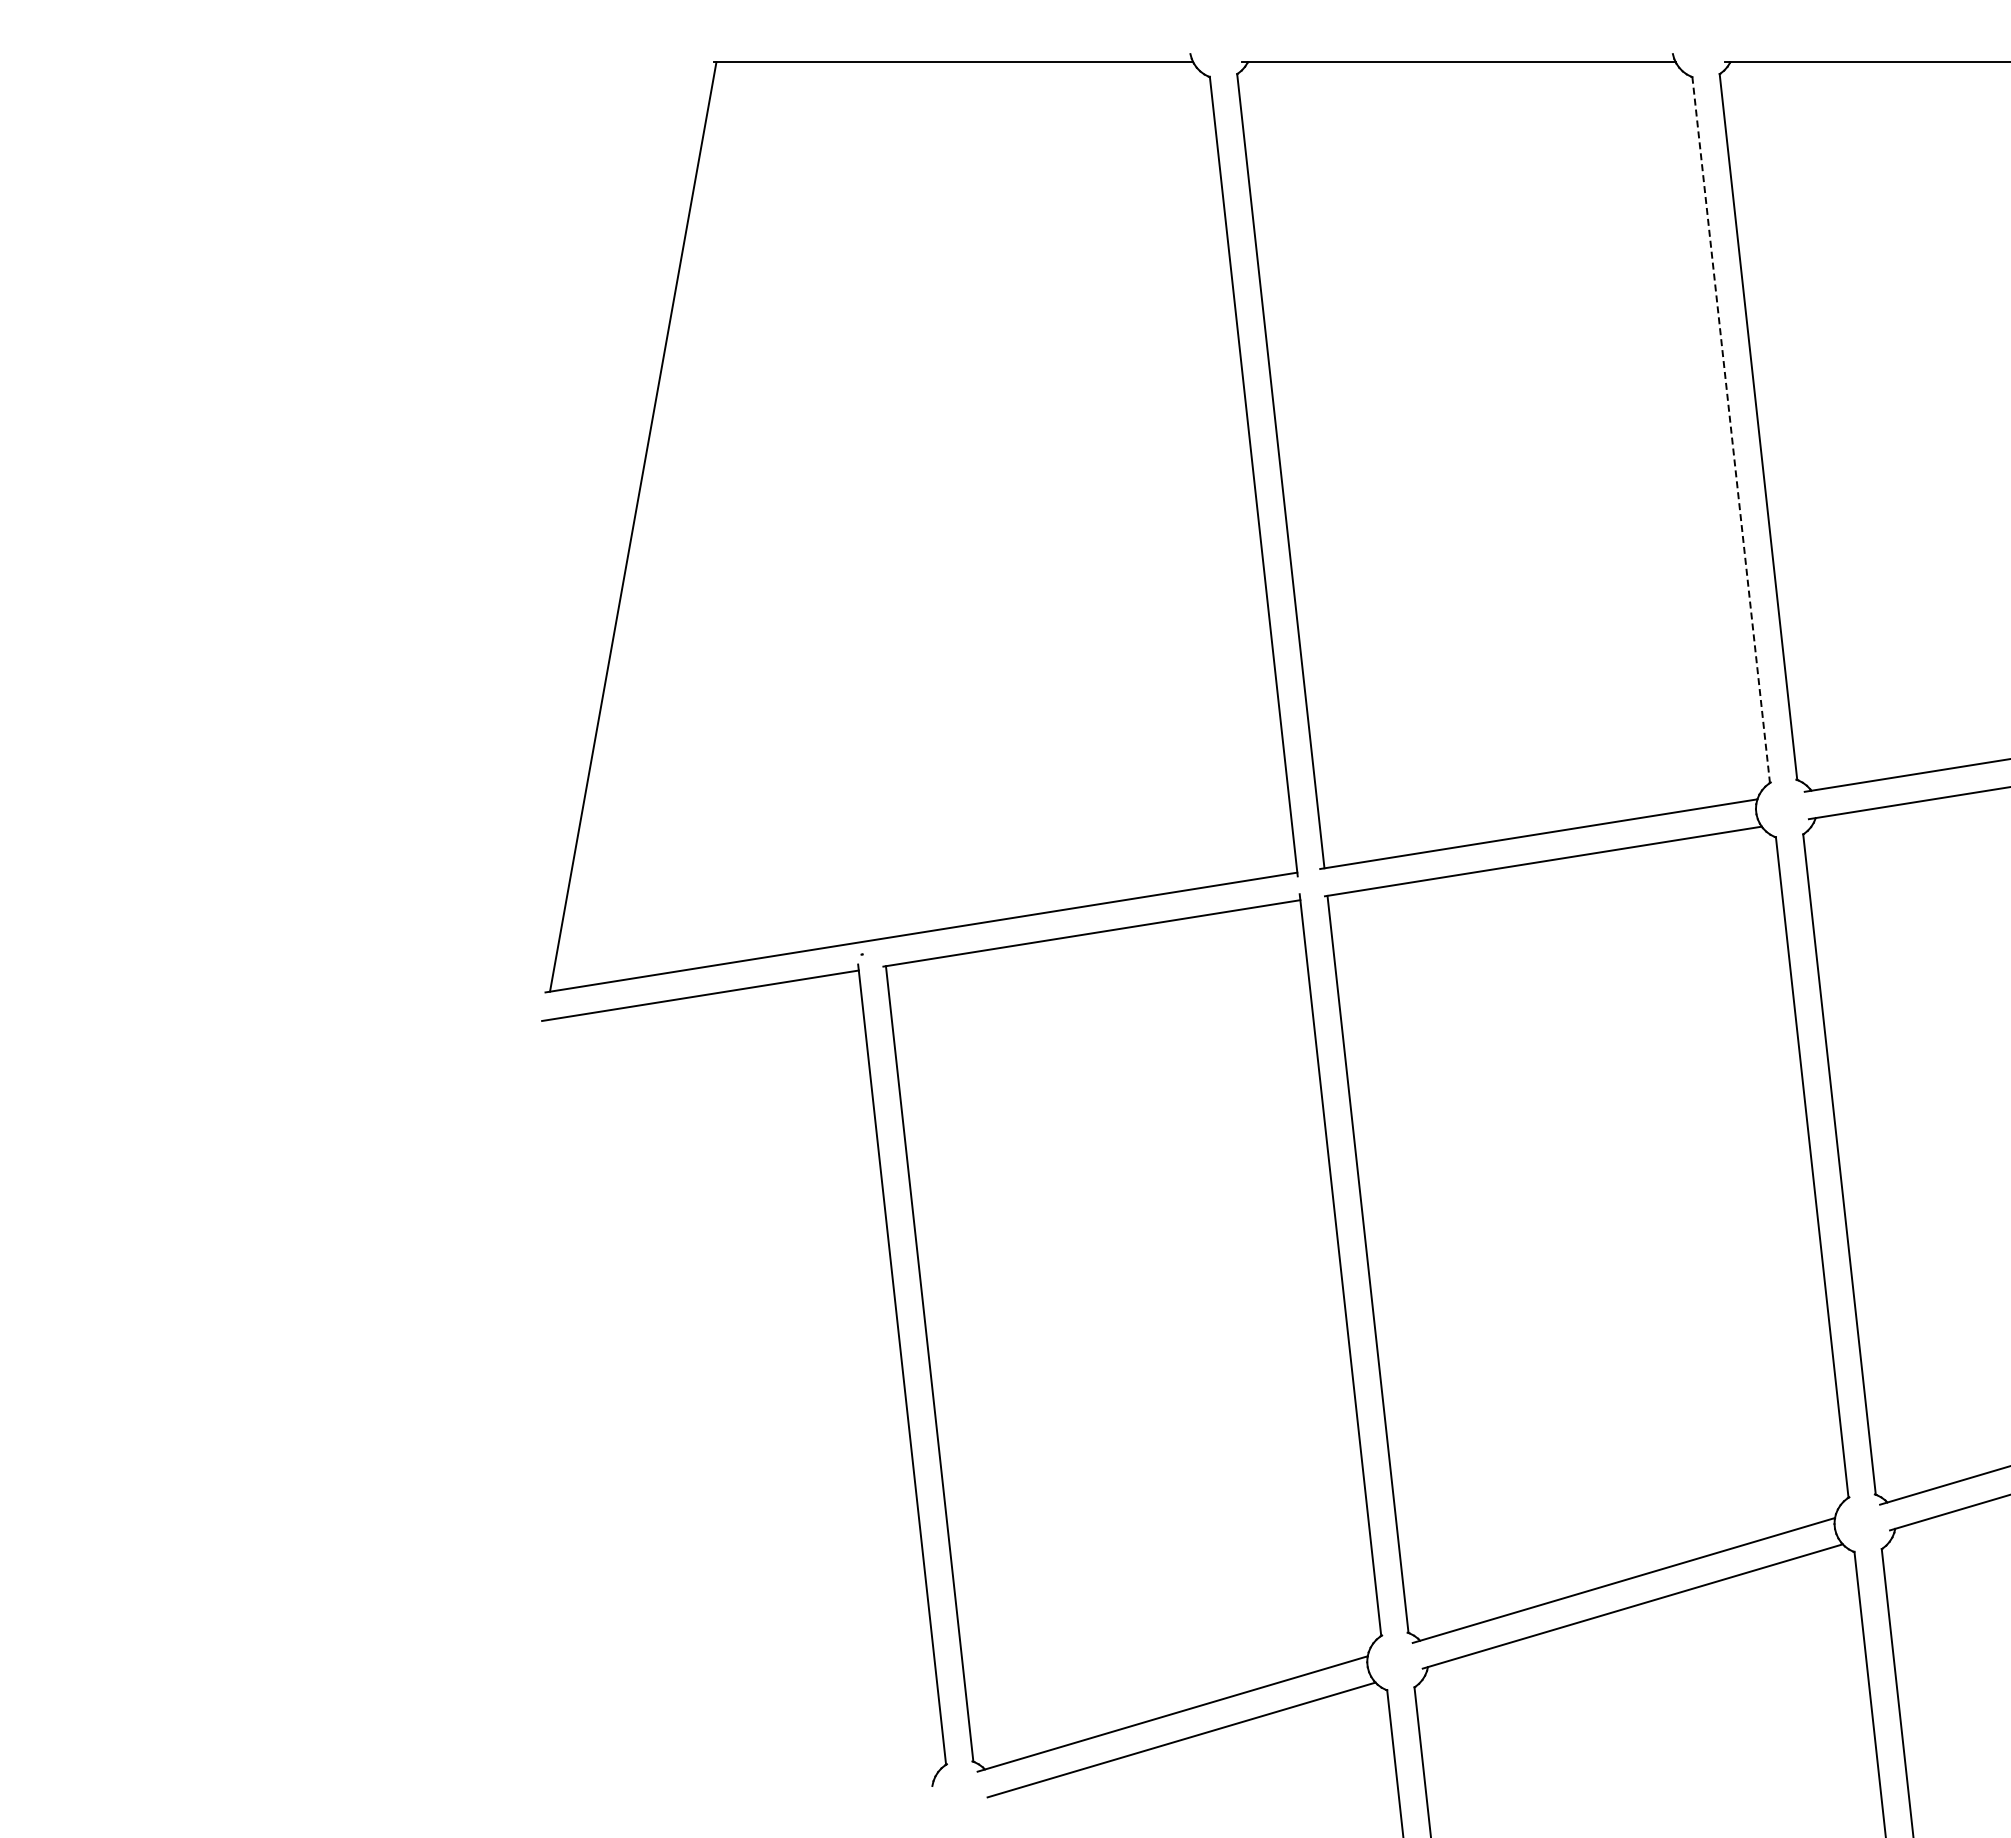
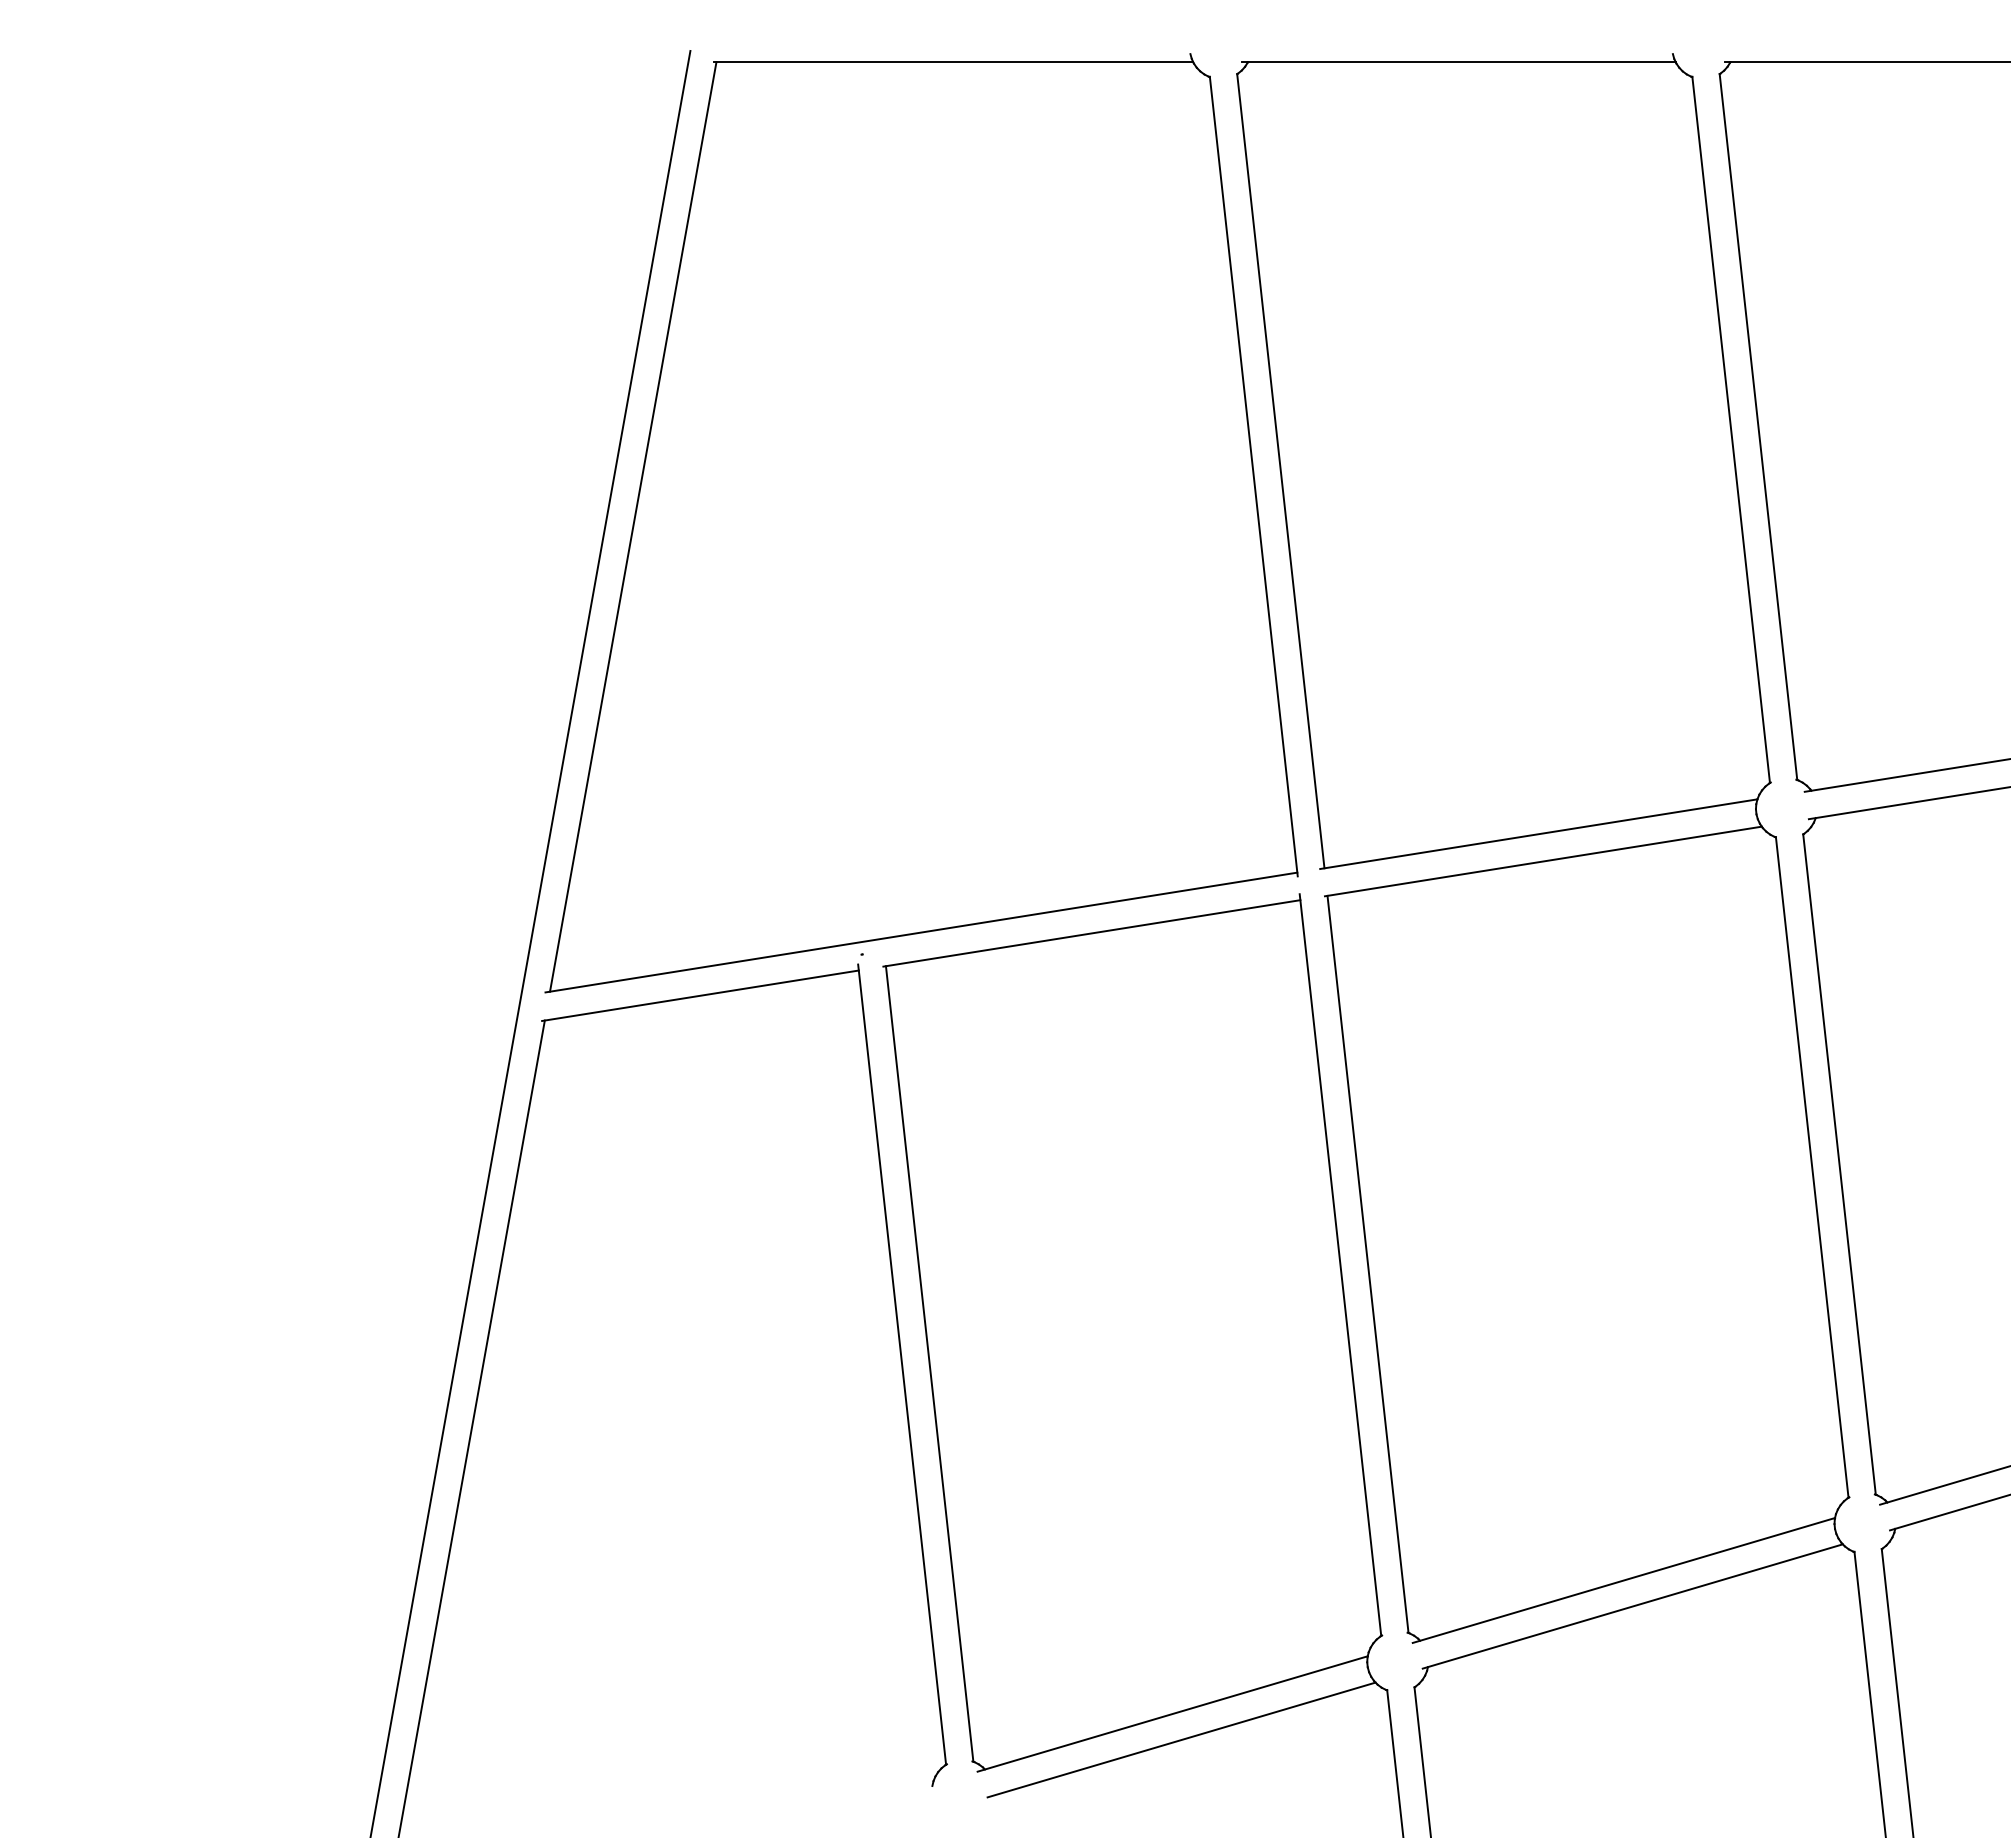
line: dashed -> solid (1731, 430)
line: none -> present (530, 942)
line: none -> present (471, 1427)
